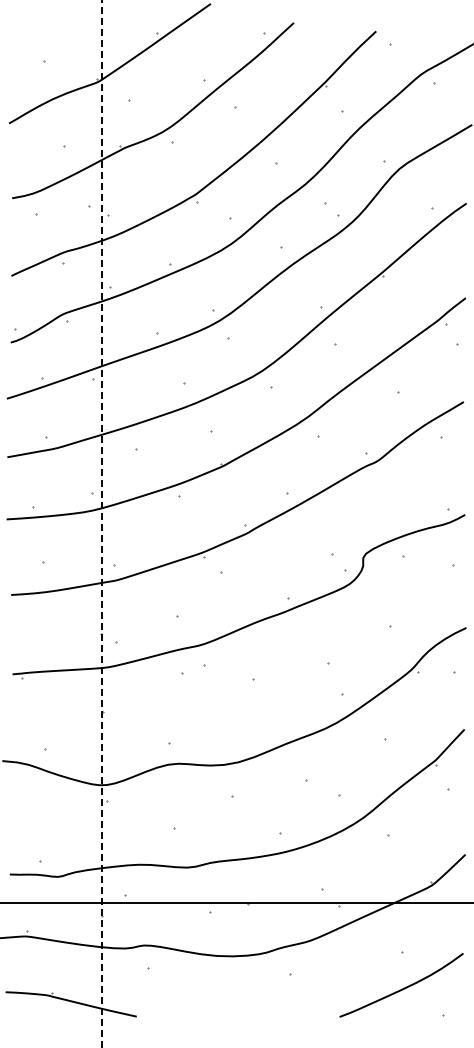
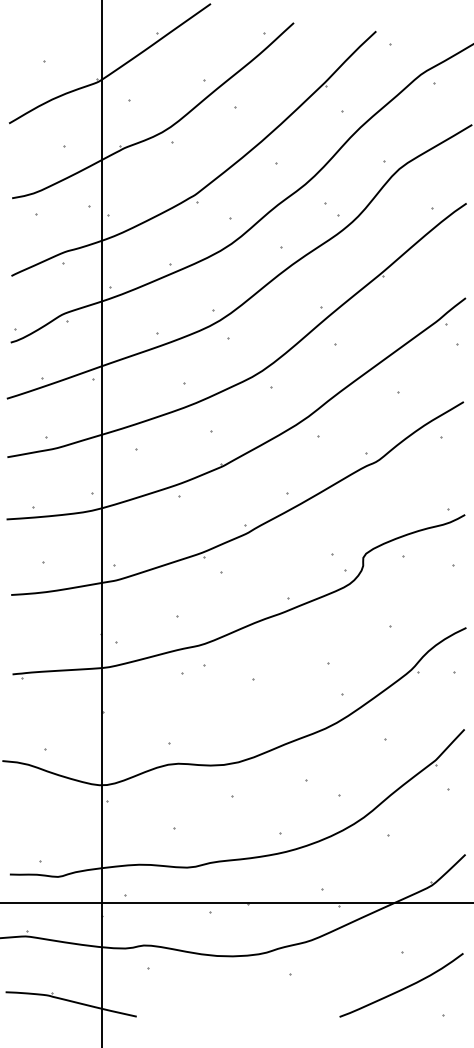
line: dashed -> solid (102, 524)
